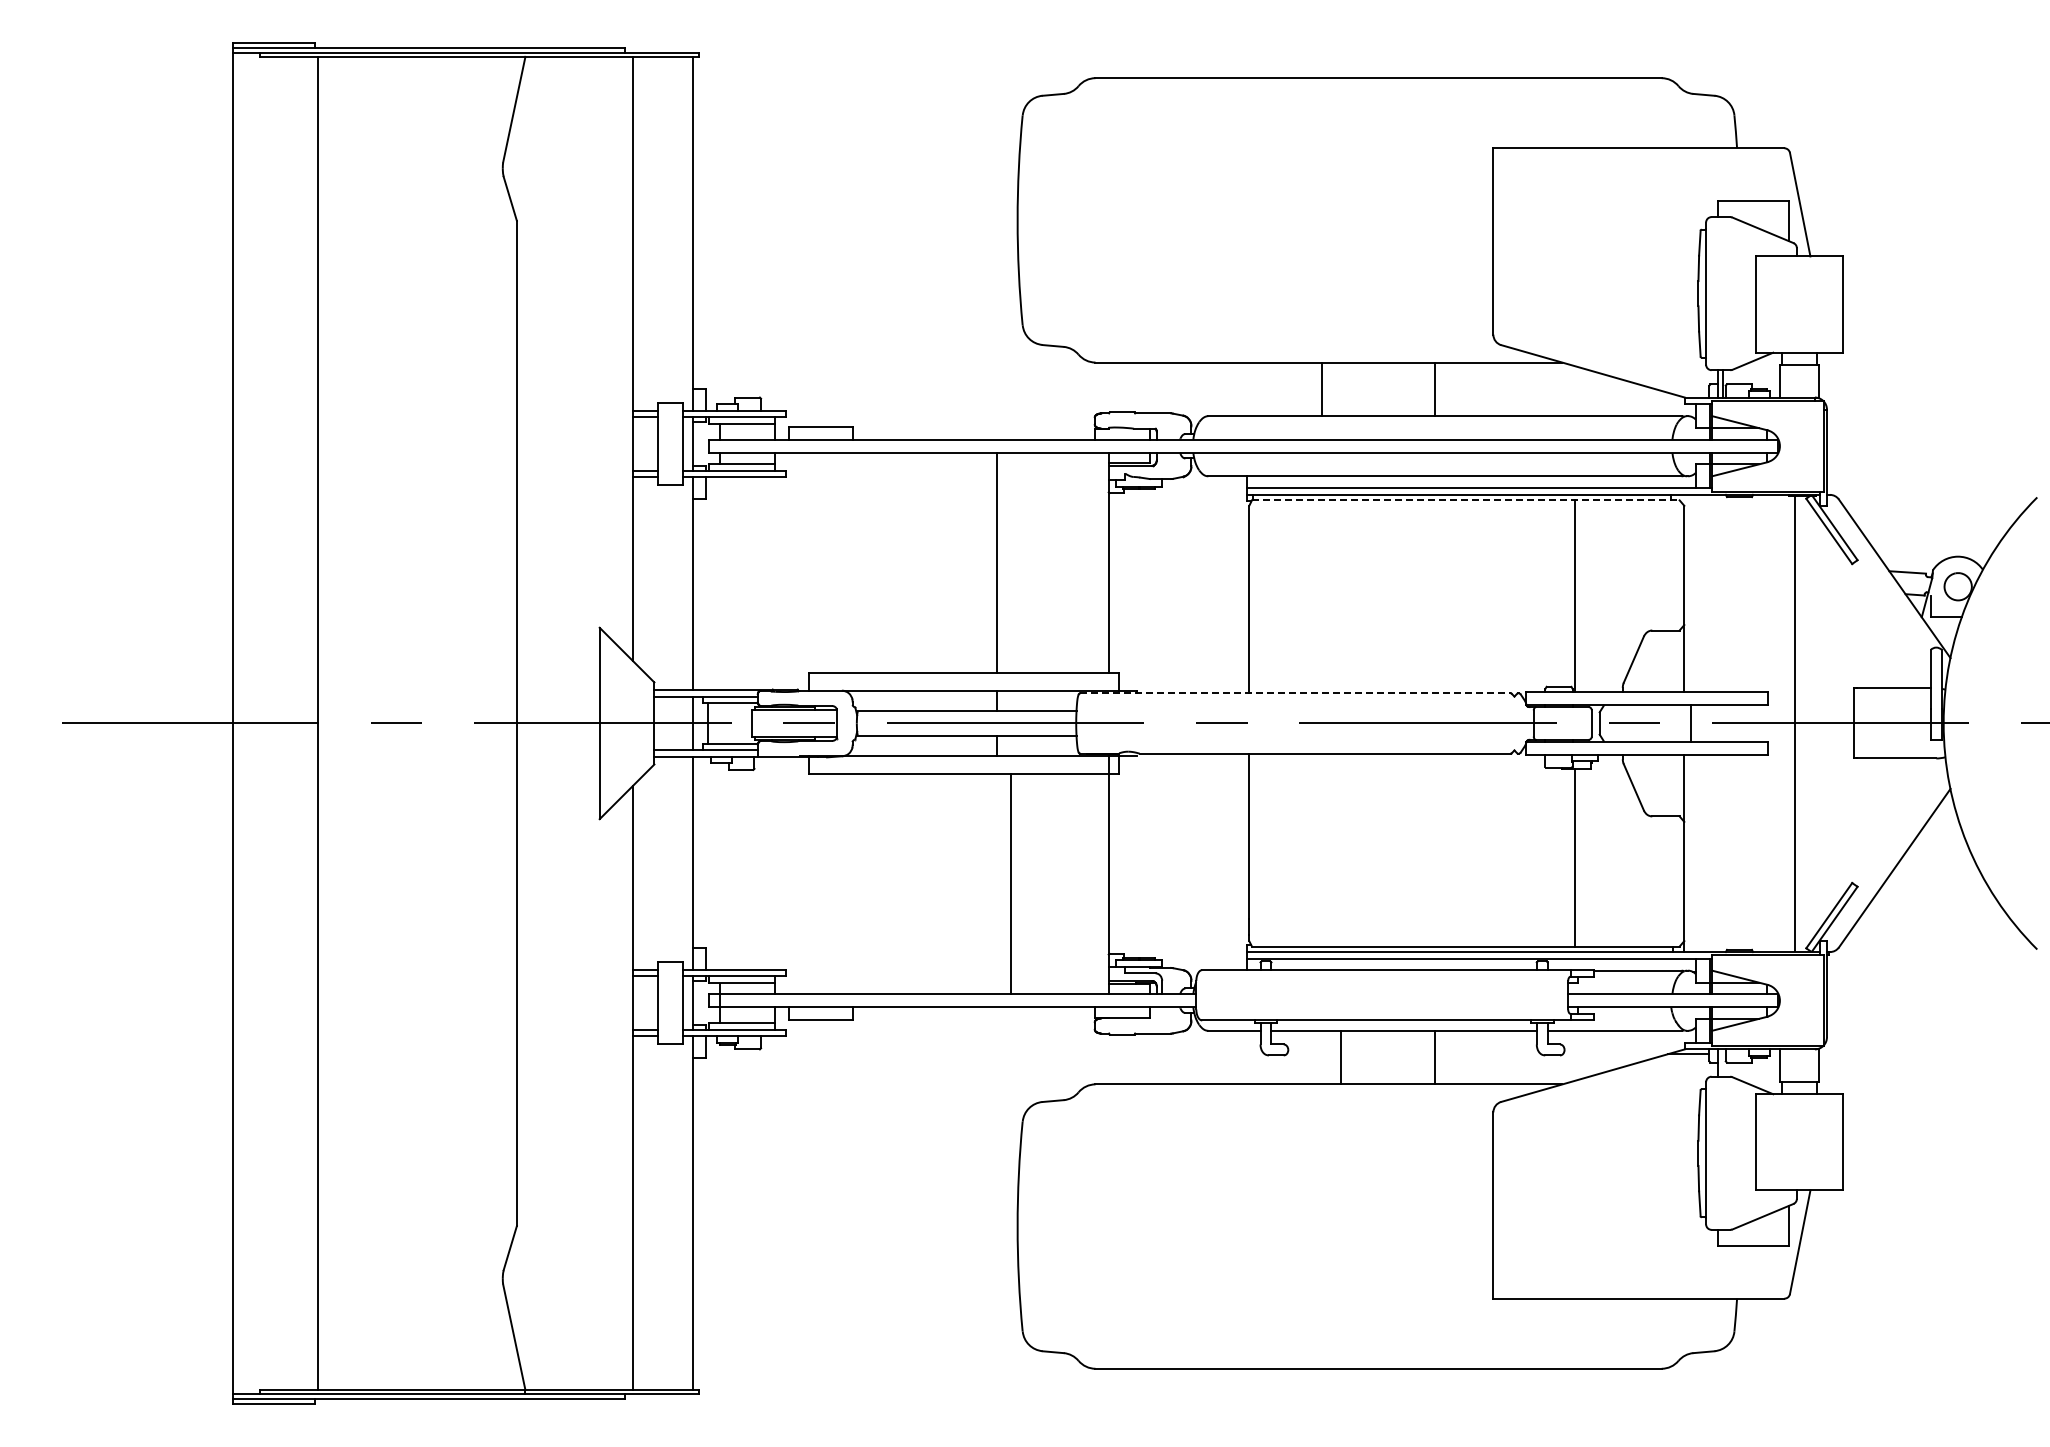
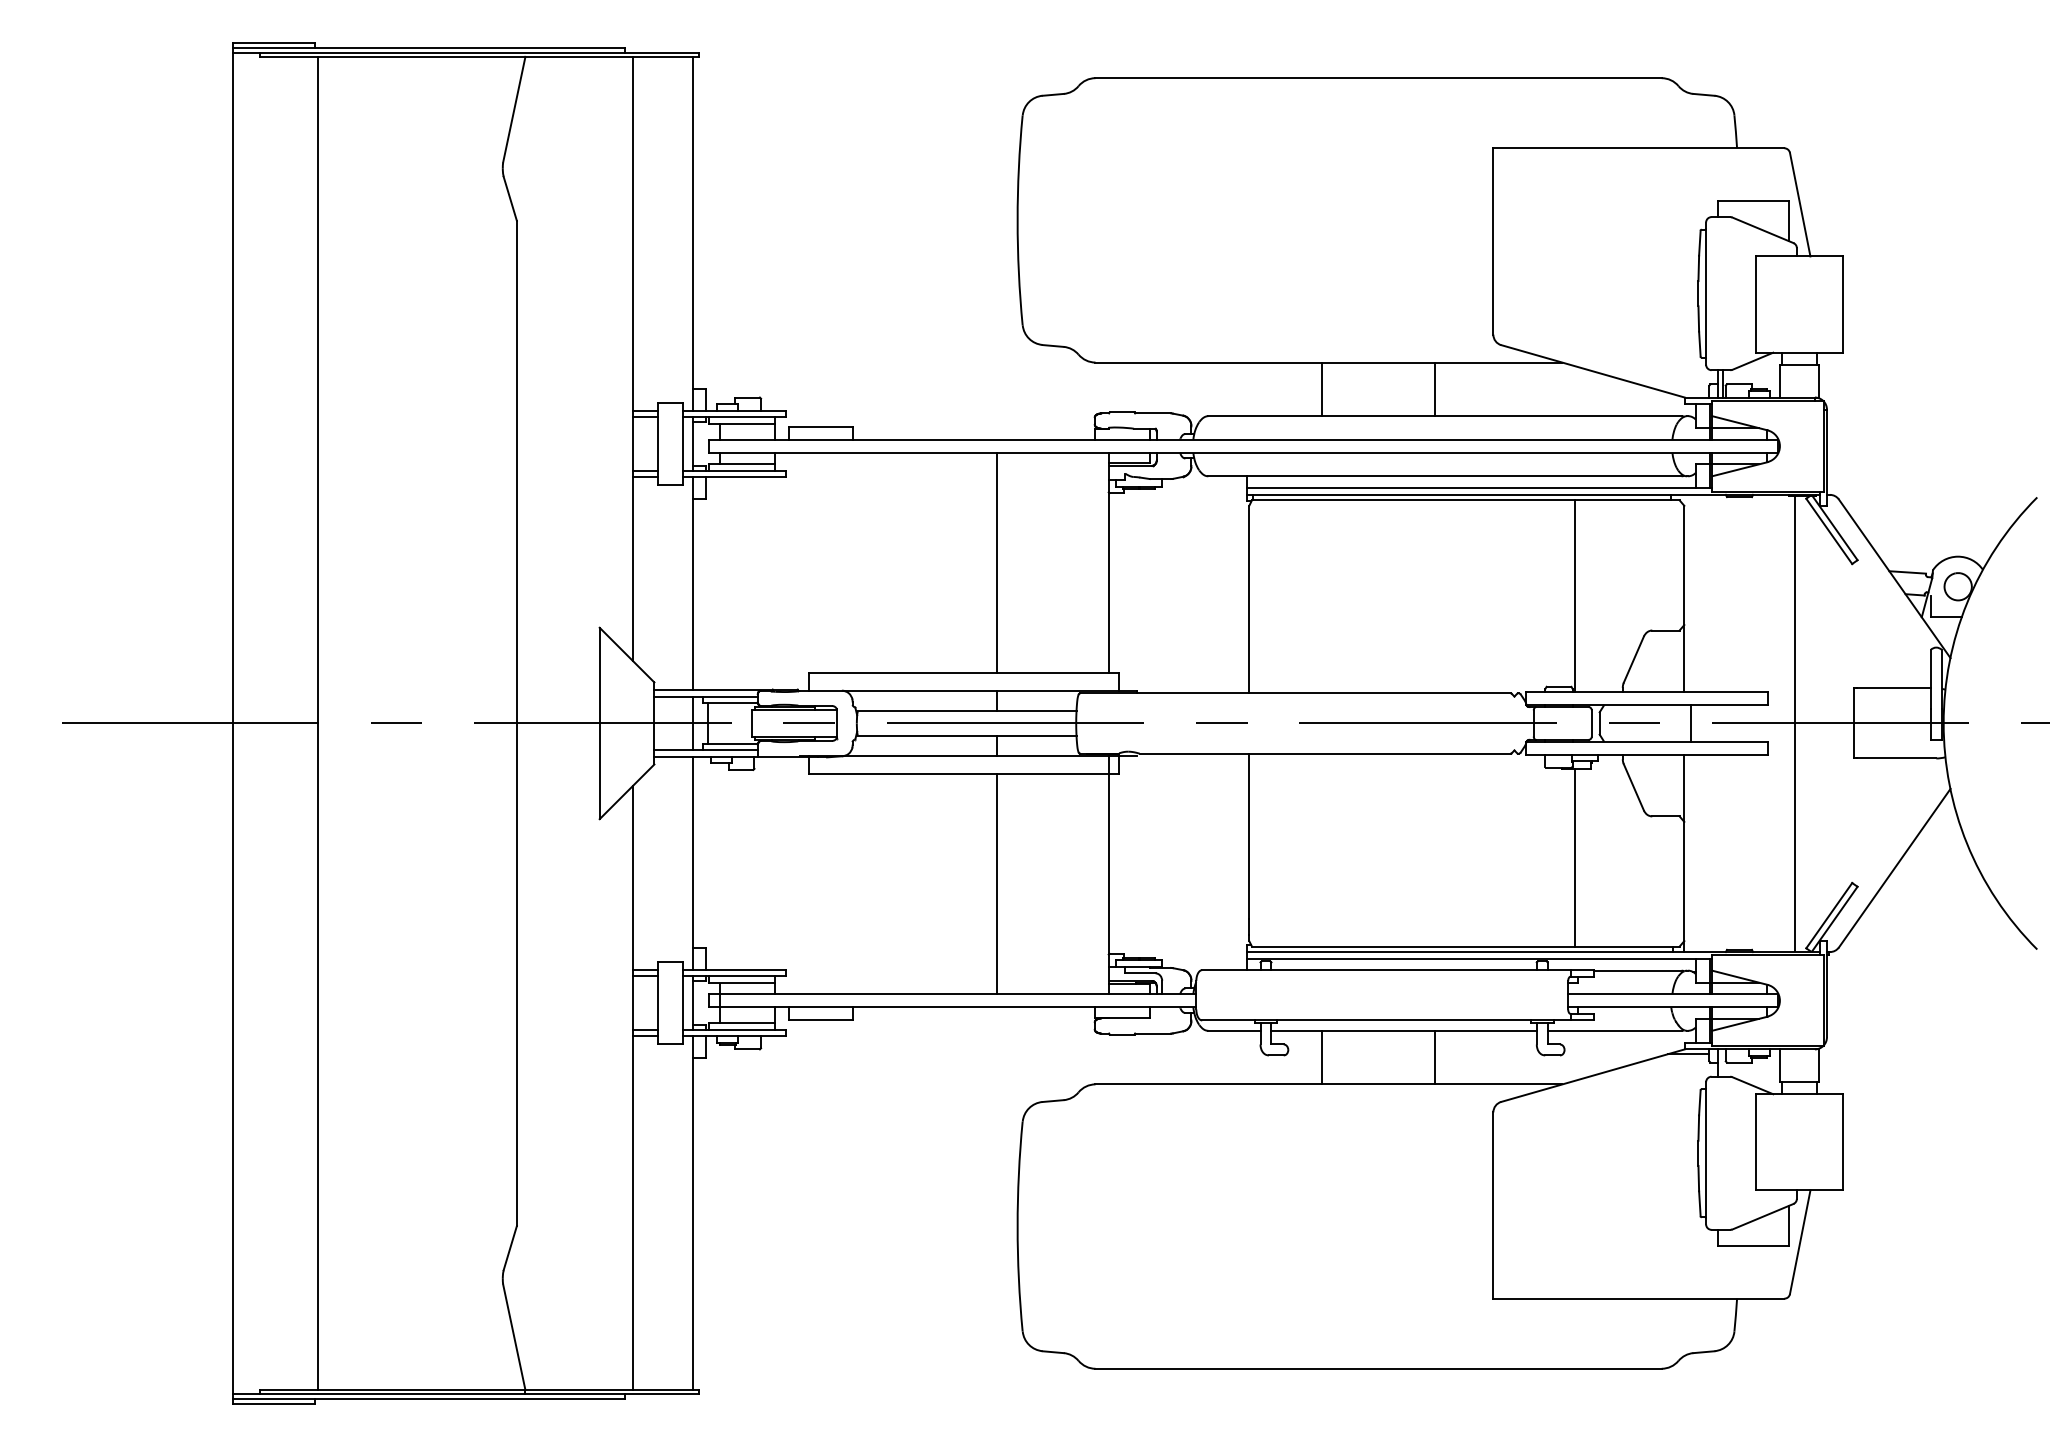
line: dashed -> solid (1465, 500)
line: dashed -> solid (1295, 693)
line position: (1011, 883) -> (997, 883) (997, 883)
line position: (1340, 1057) -> (1321, 1057) (1321, 1057)
